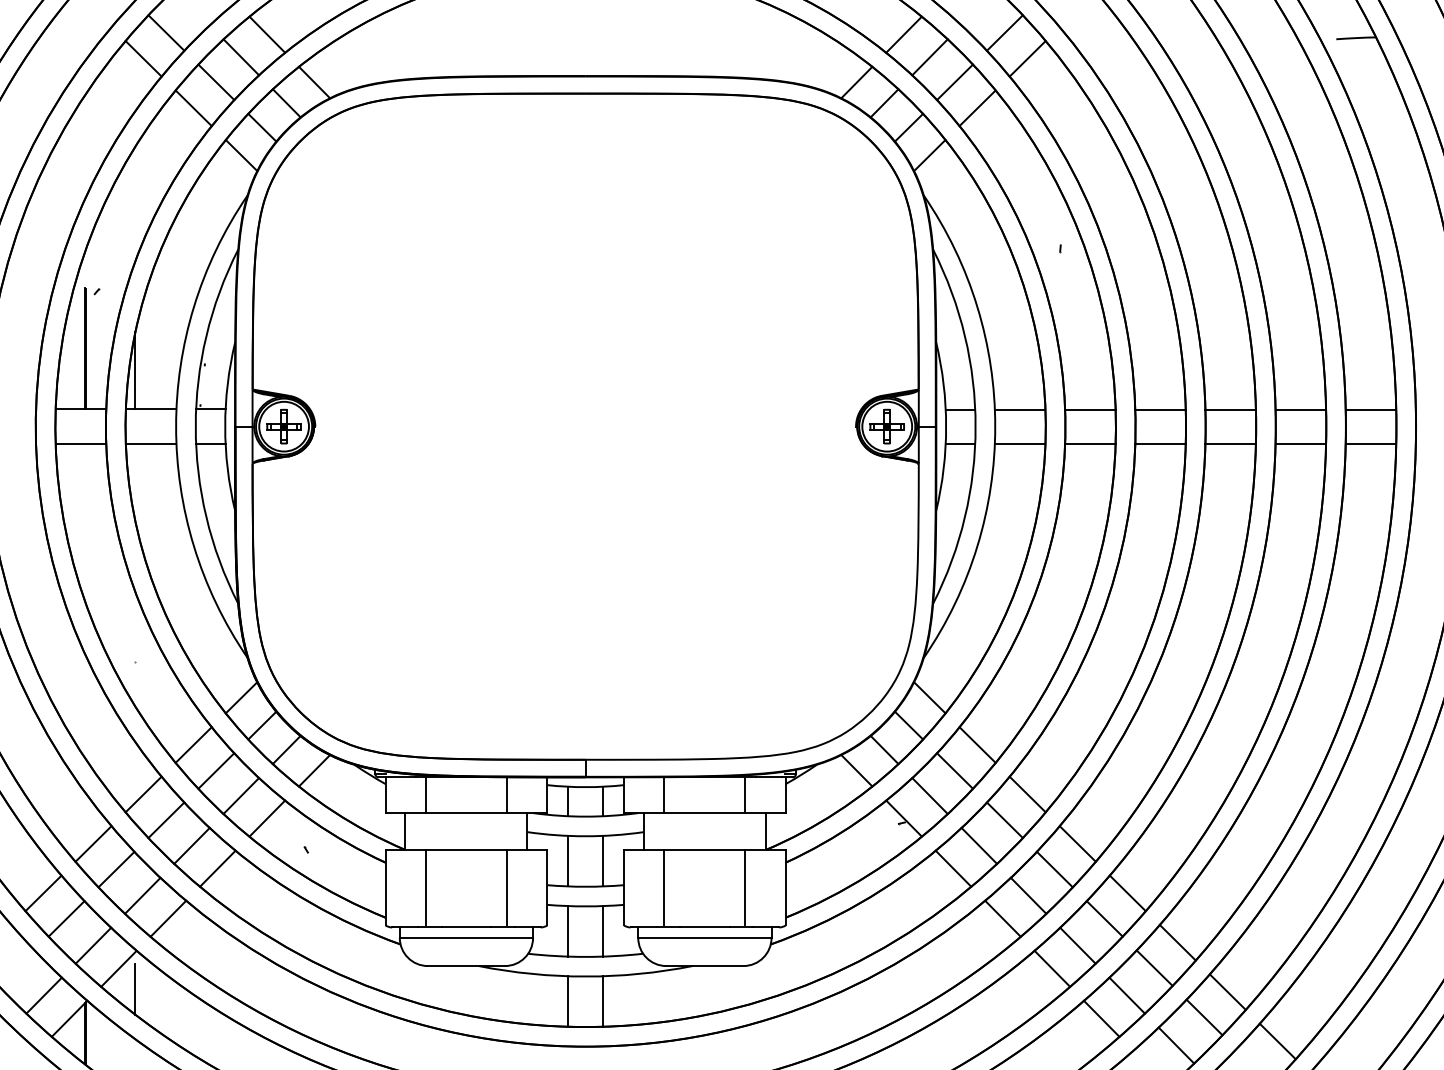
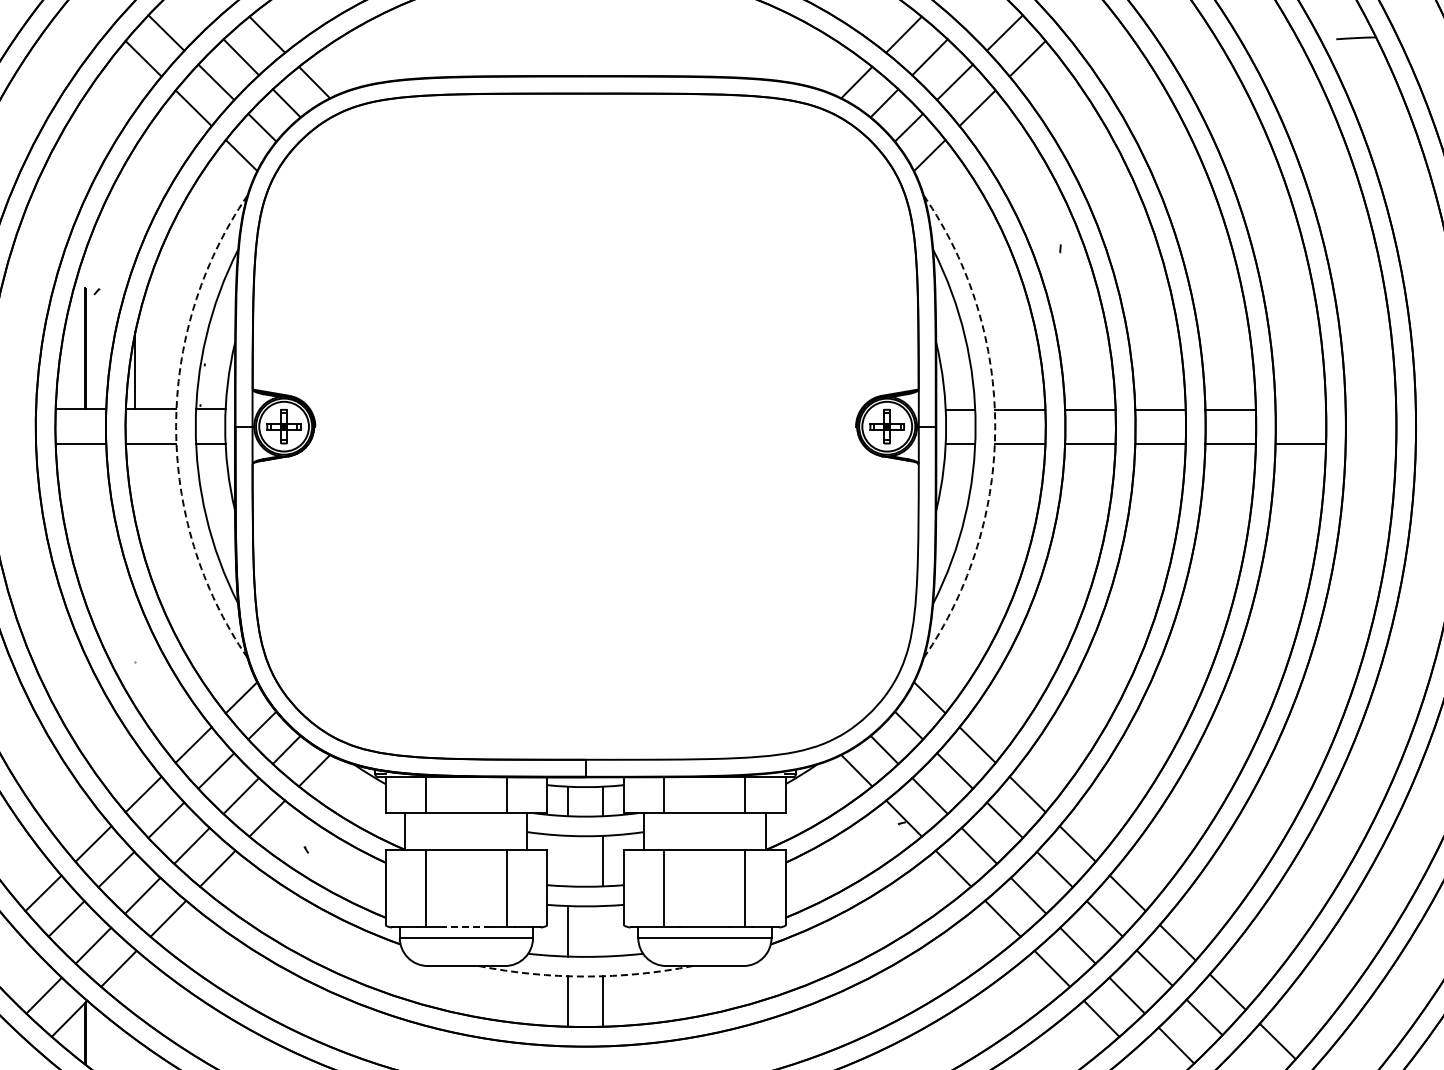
line: present -> none (1300, 409)
line: present -> none (1370, 409)
arc: solid -> dashed (176, 426)
arc: solid -> dashed (995, 426)
line: present -> none (1370, 443)
line: present -> none (568, 860)
line: solid -> dashed (466, 927)
line: present -> none (602, 931)
arc: solid -> dashed (585, 976)
line: present -> none (135, 989)
